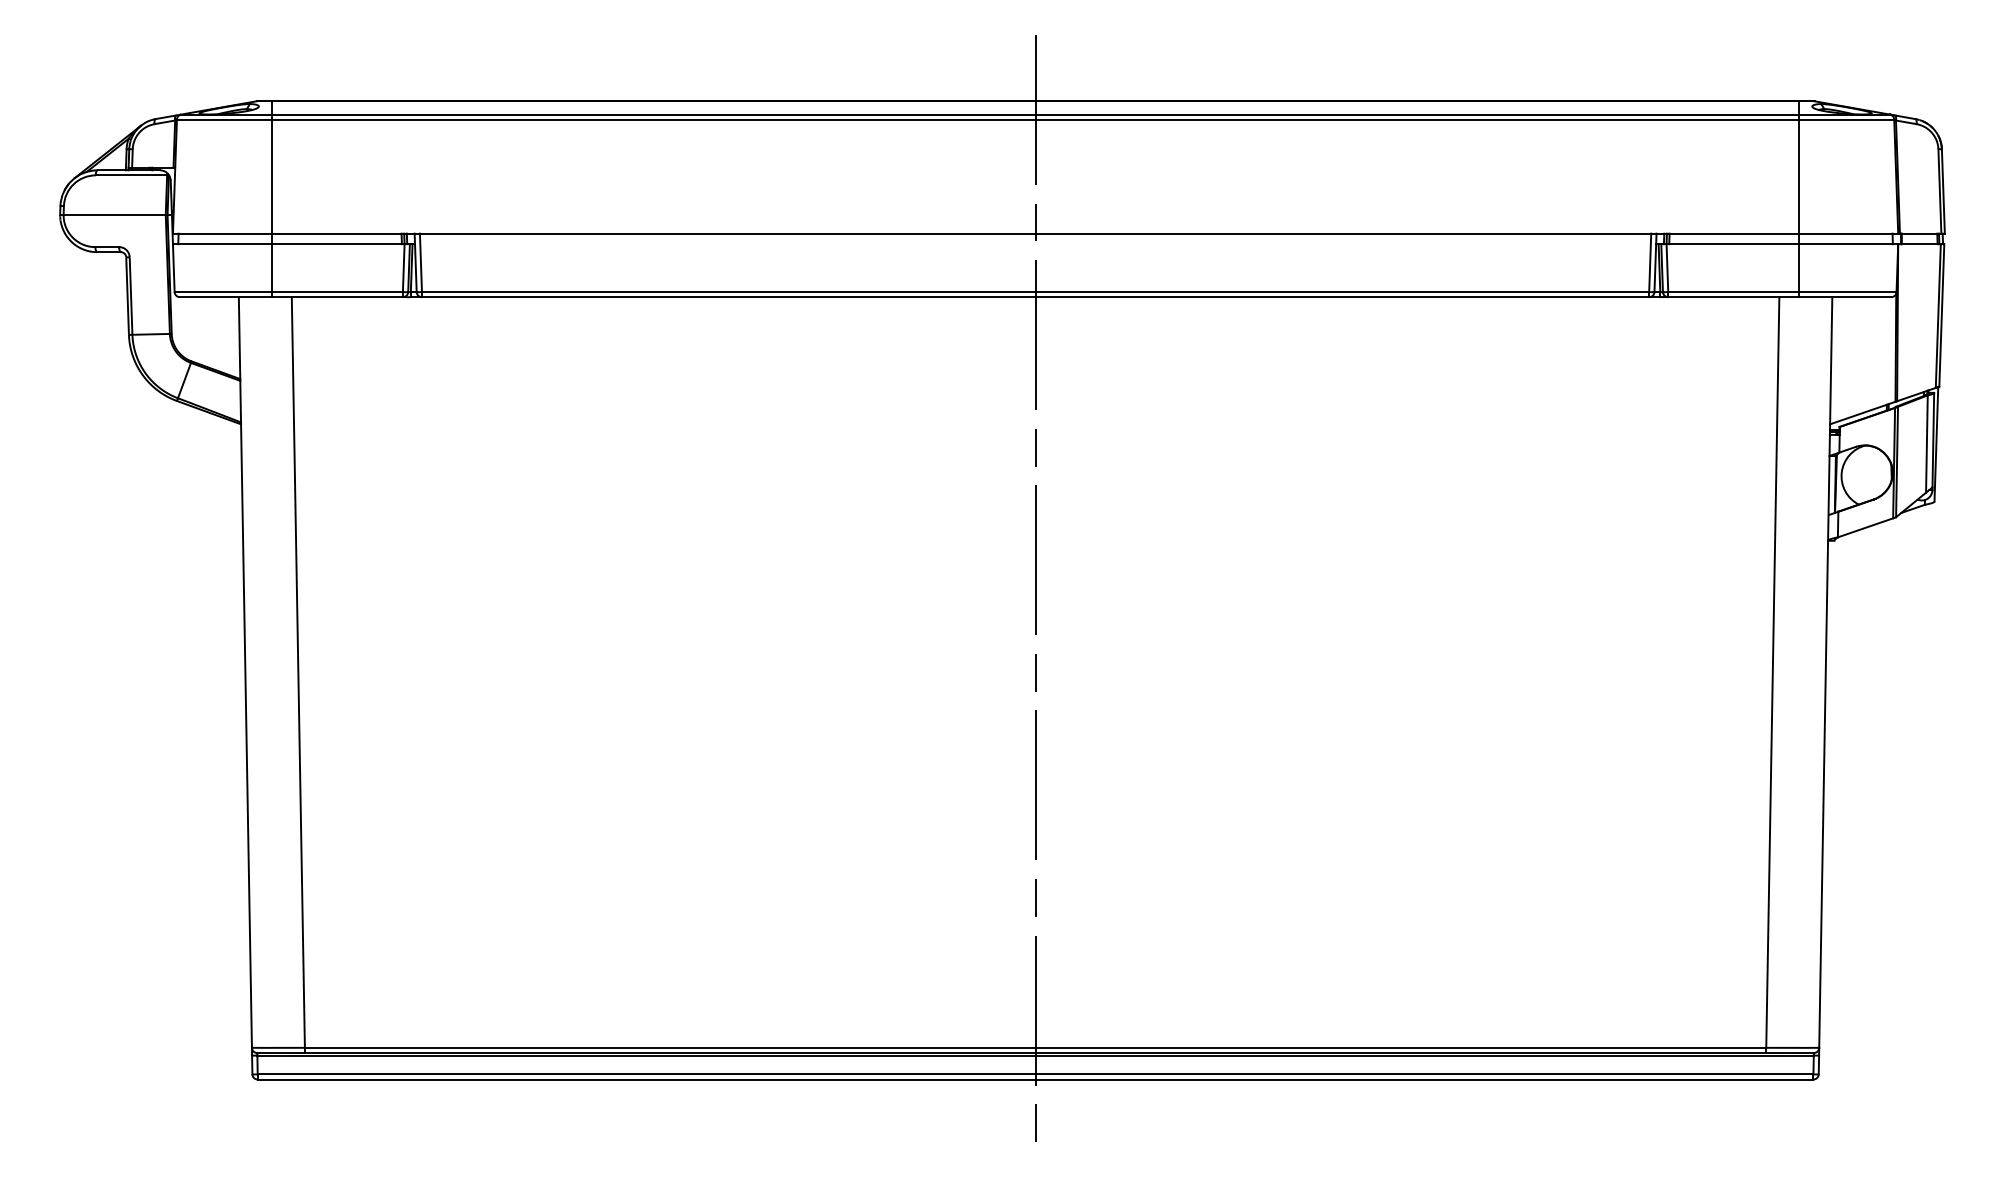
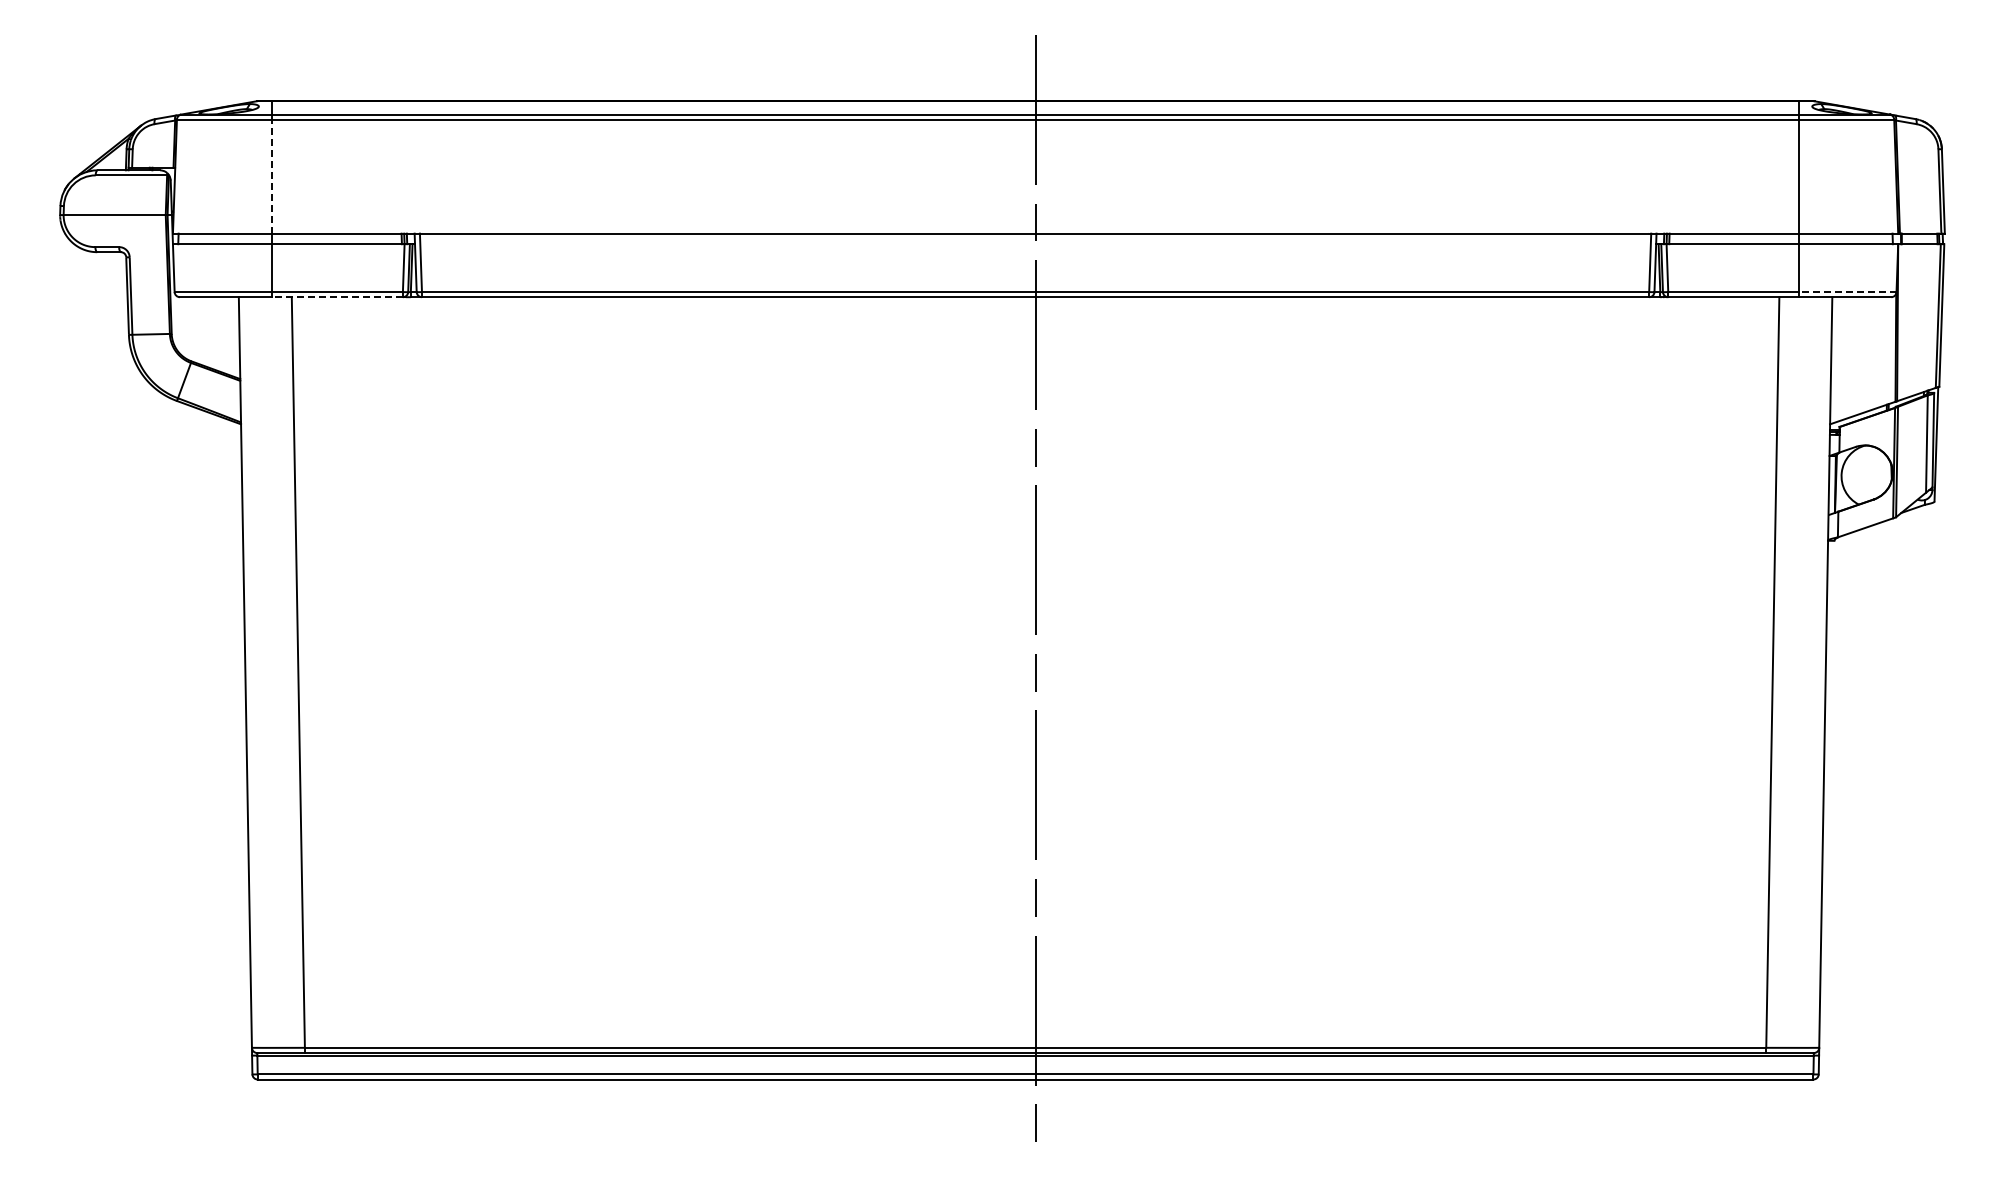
line: solid -> dashed (272, 176)
line: solid -> dashed (1847, 292)
line: solid -> dashed (337, 297)
